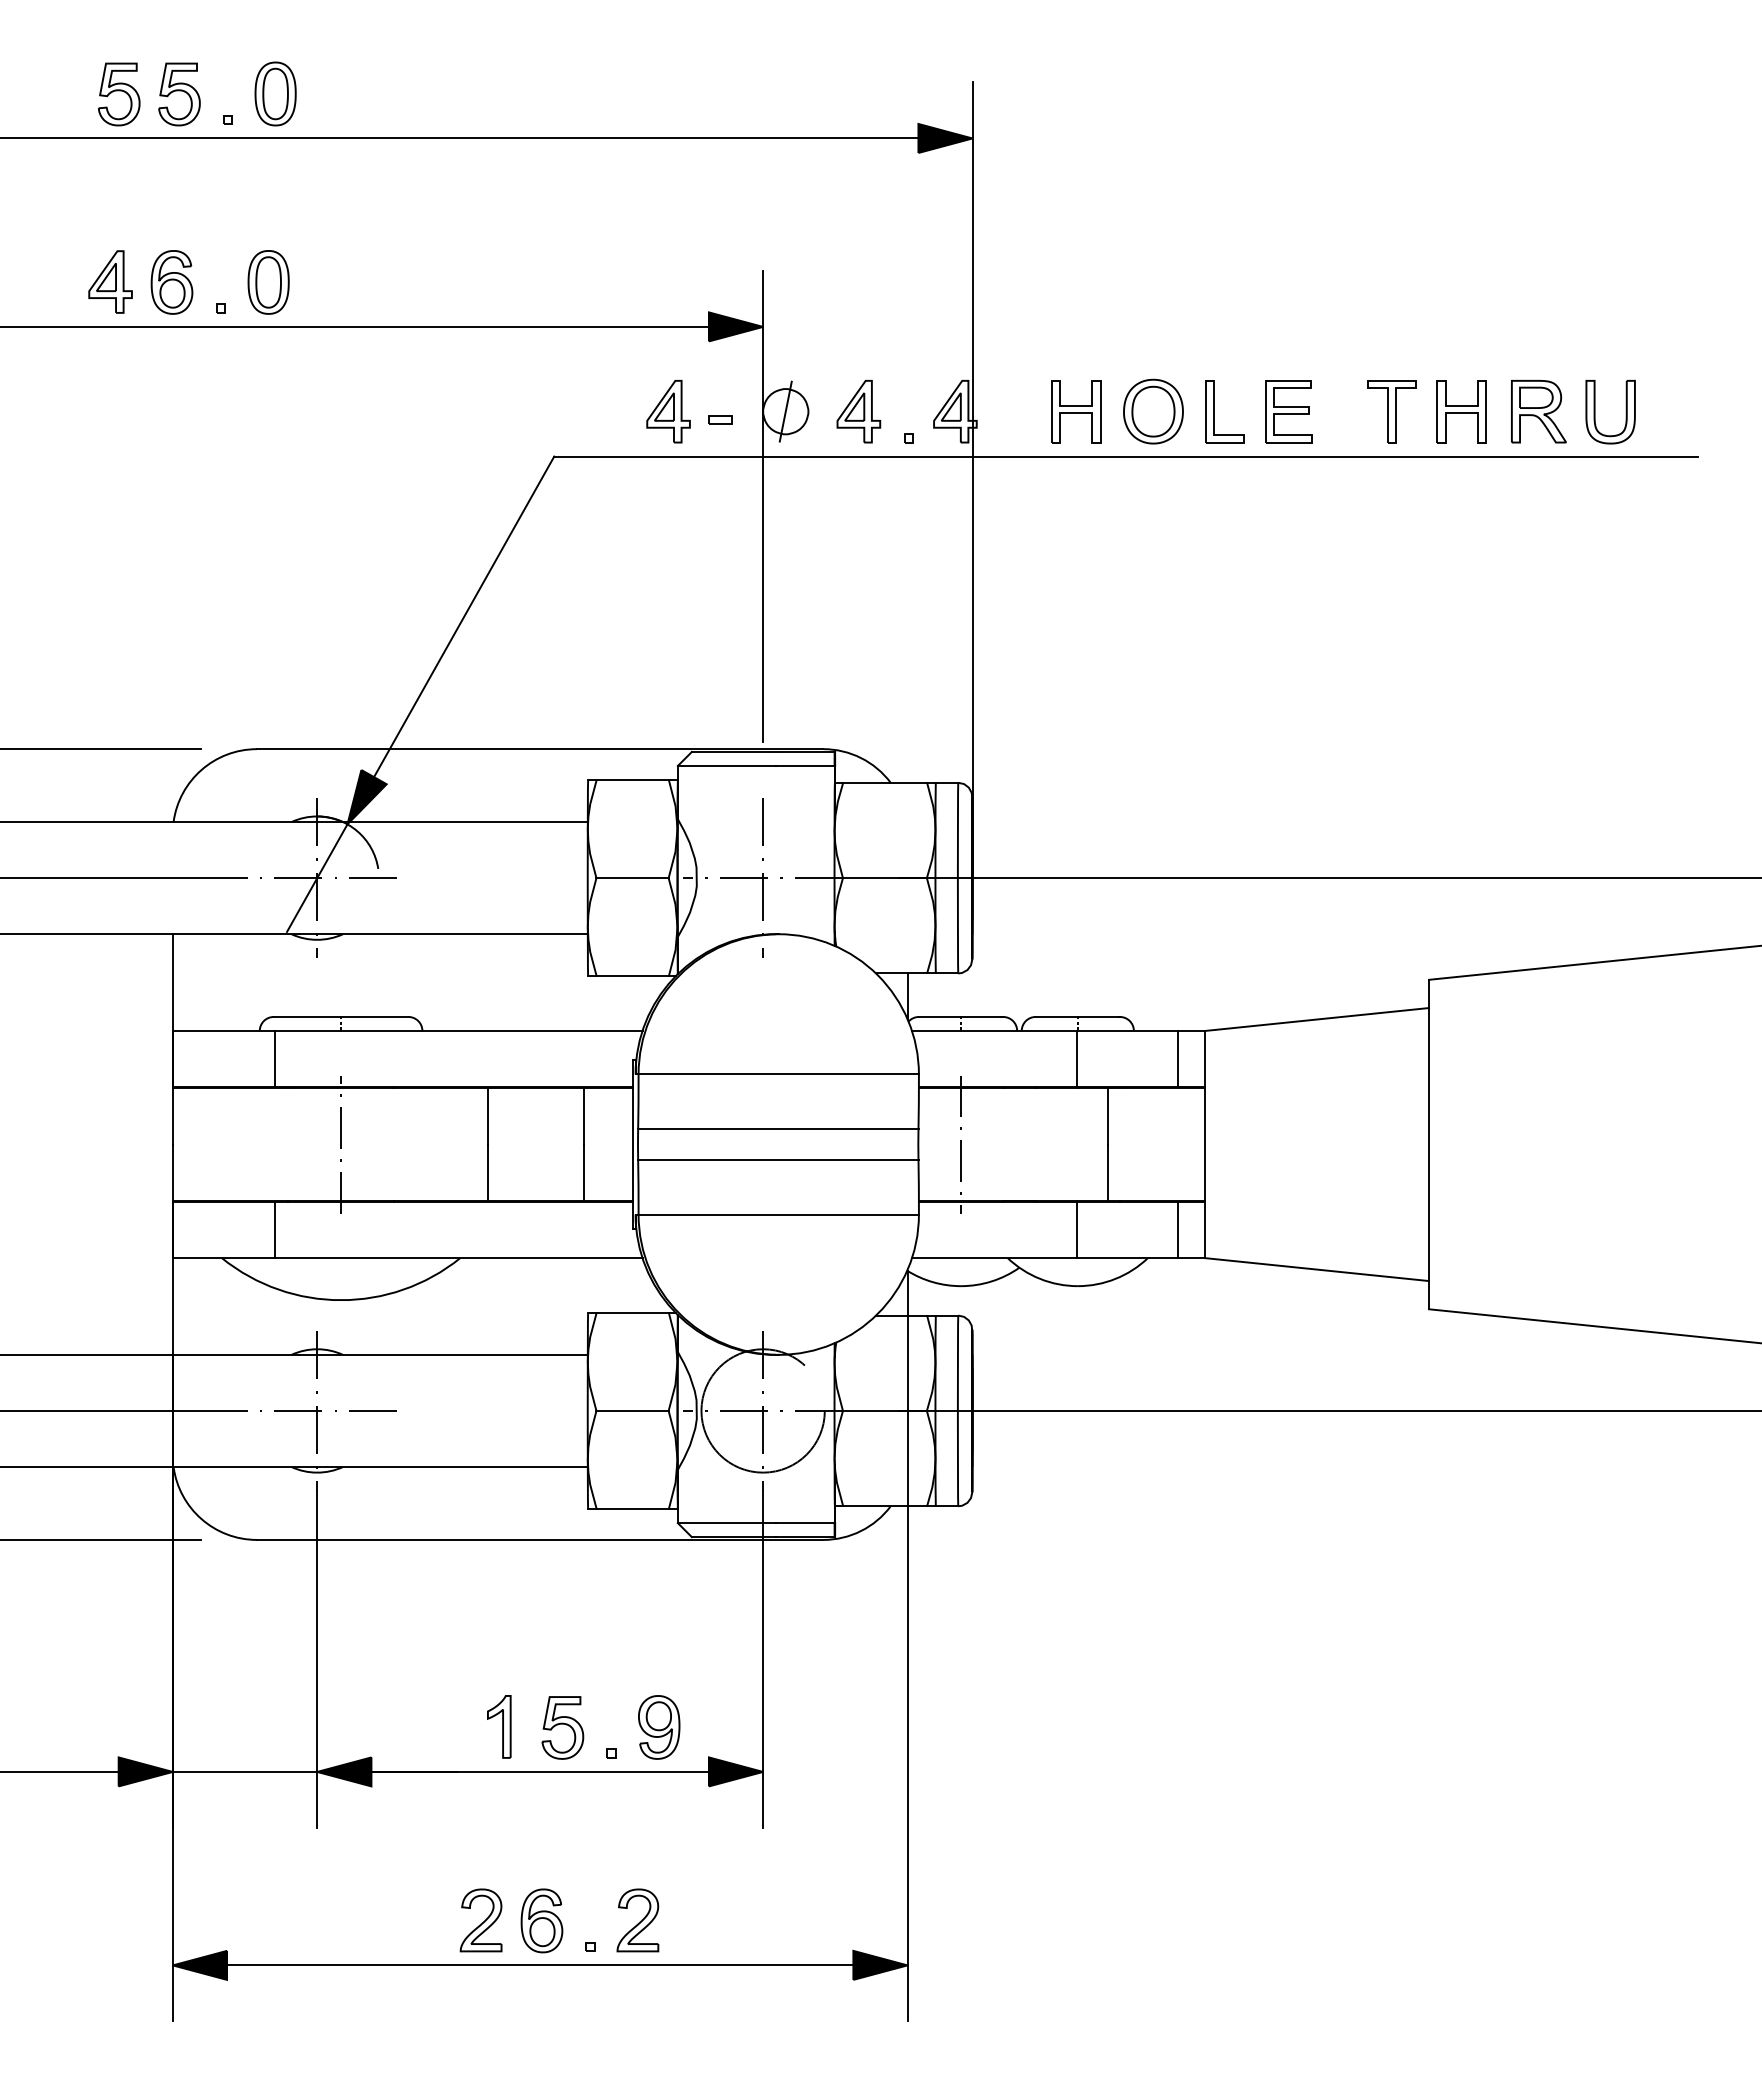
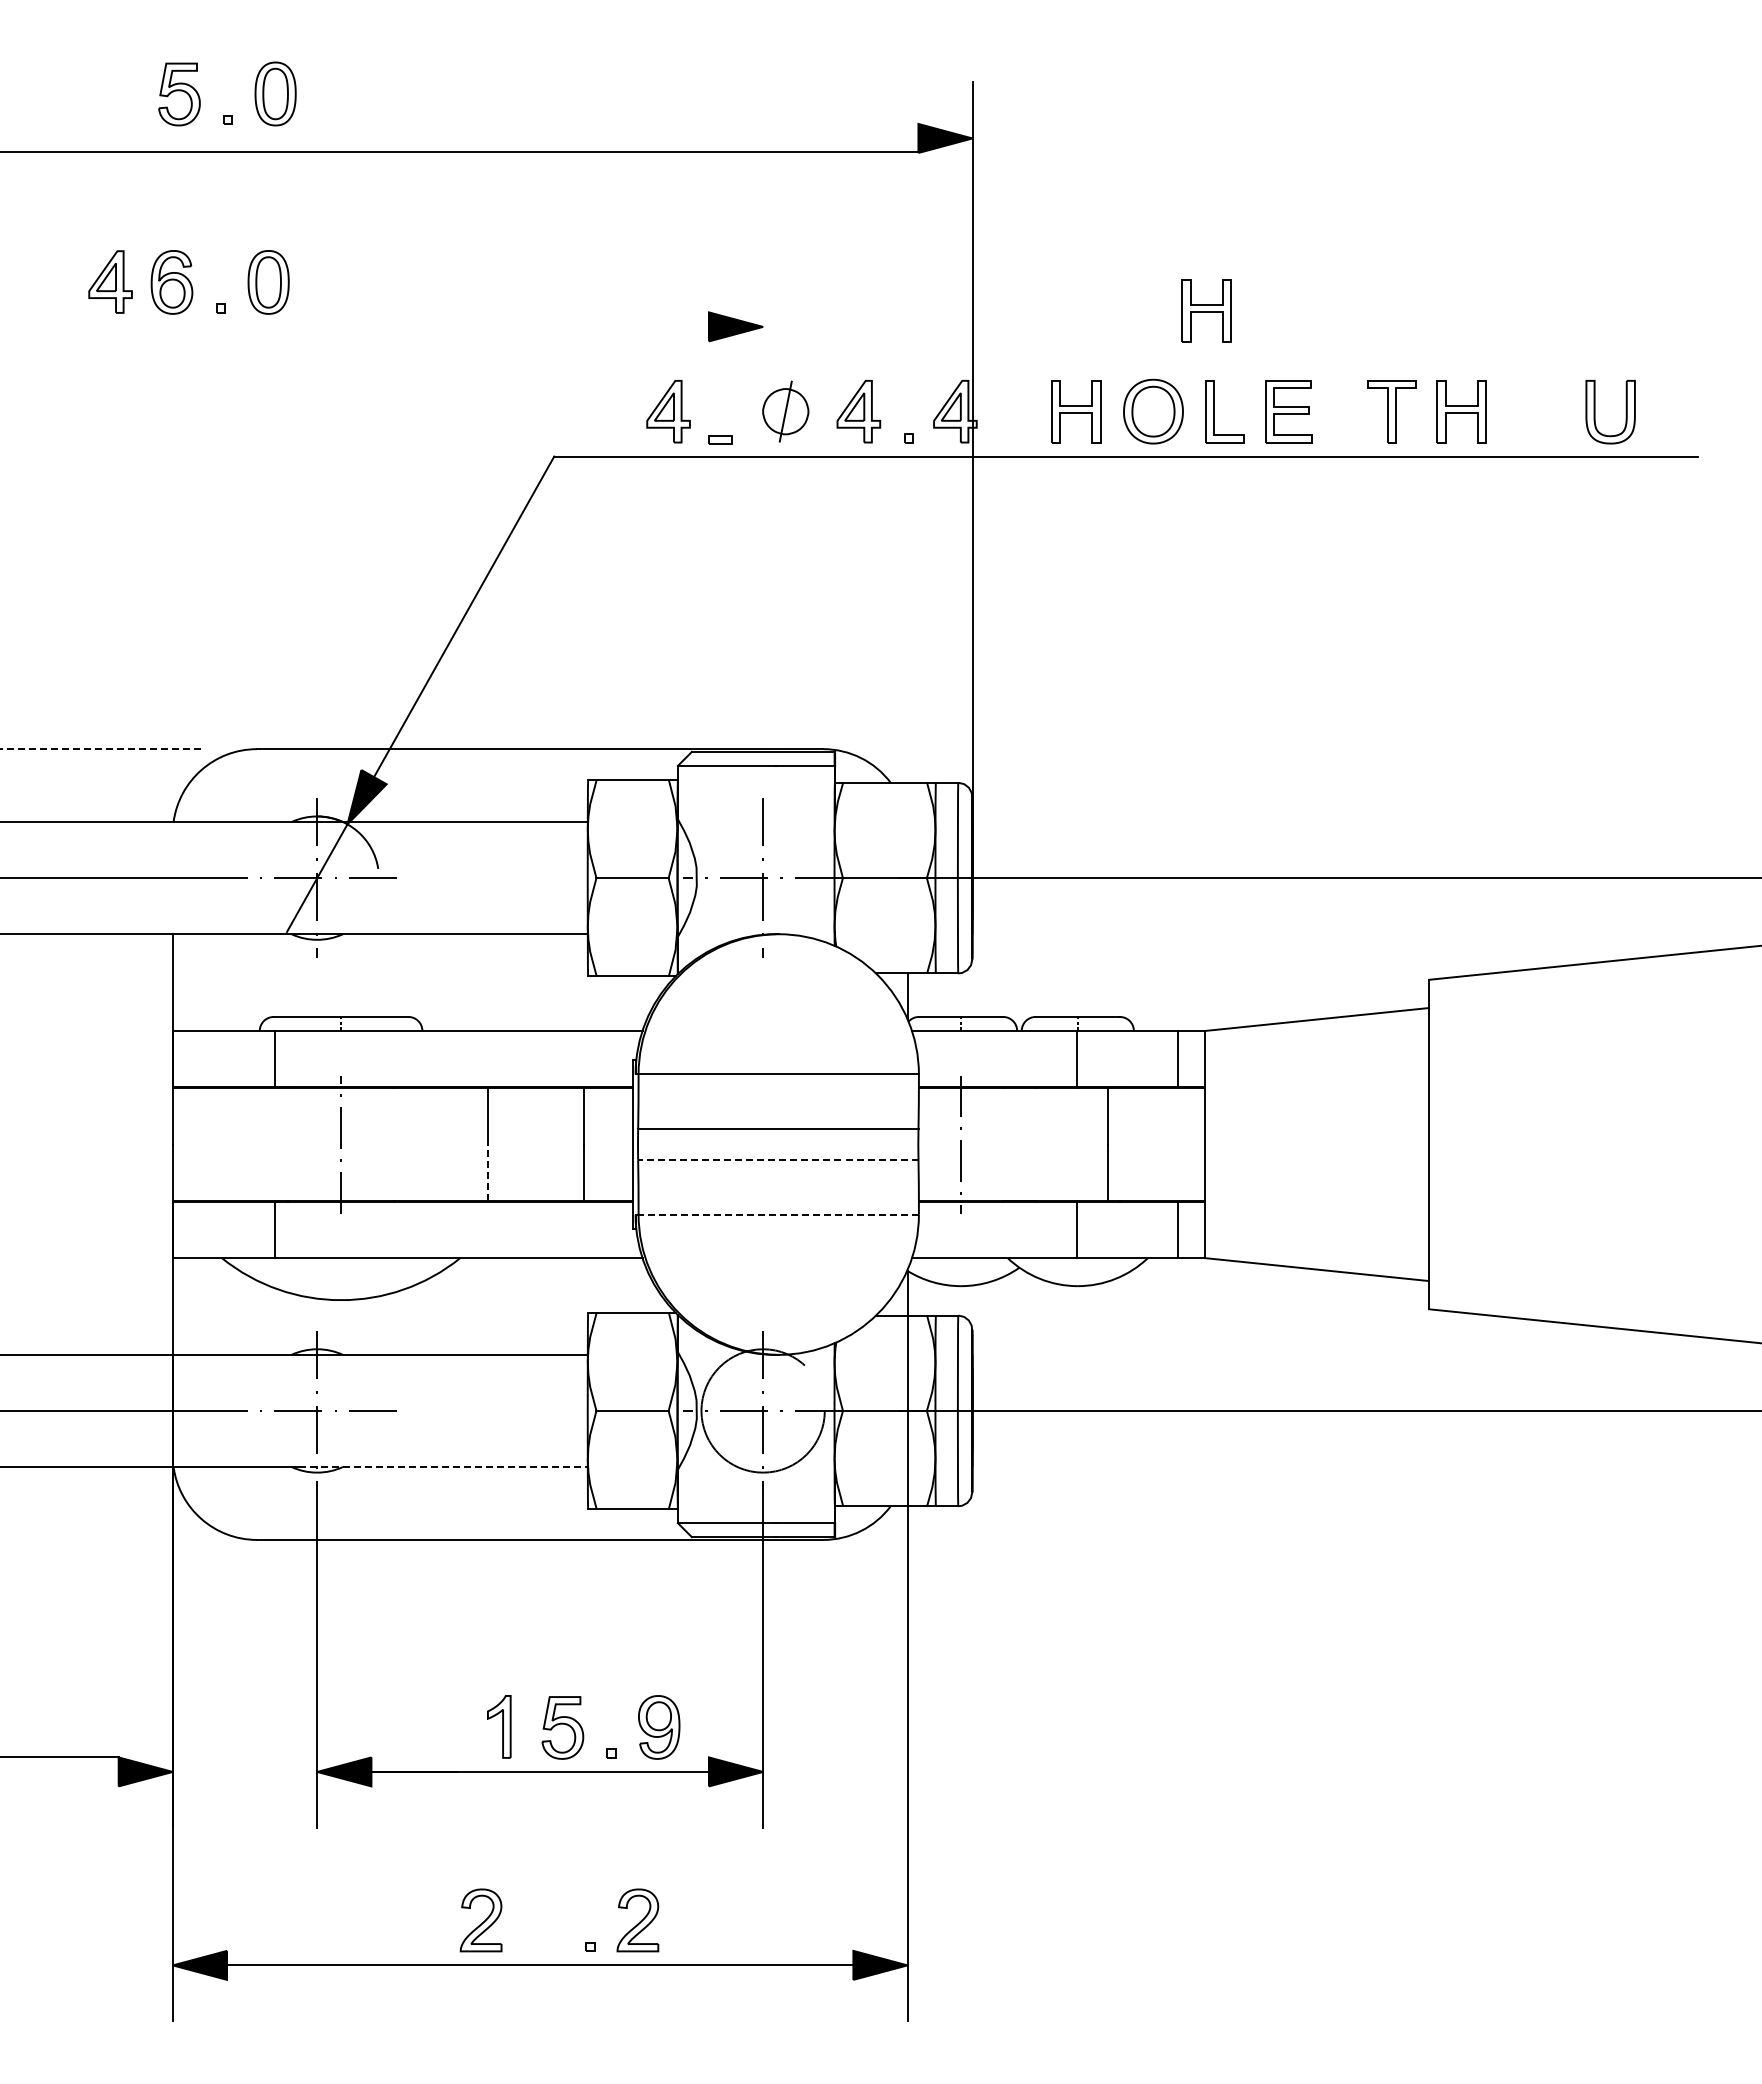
part: present -> none (119, 94)
line position: (460, 138) -> (460, 152) (460, 152)
part: none -> present (1206, 310)
line: present -> none (355, 326)
part: present -> none (1538, 411)
part position: (720, 419) -> (720, 439) (720, 439)
line: present -> none (763, 505)
line: solid -> dashed (99, 749)
line: solid -> dashed (777, 1160)
line: solid -> dashed (488, 1172)
line: solid -> dashed (778, 1214)
line: solid -> dashed (444, 1467)
line: present -> none (101, 1539)
line position: (60, 1771) -> (60, 1756) (60, 1756)
line: present -> none (244, 1771)
part: present -> none (541, 1920)
